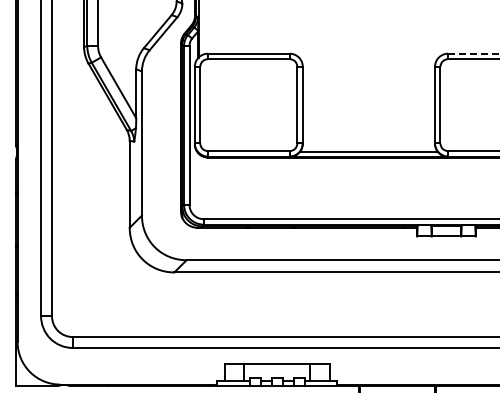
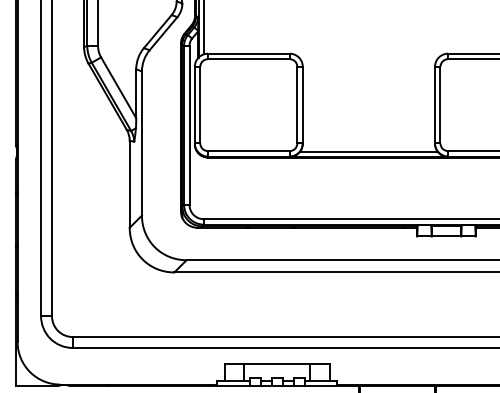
line: none -> present (203, 28)
line: dashed -> solid (473, 53)
